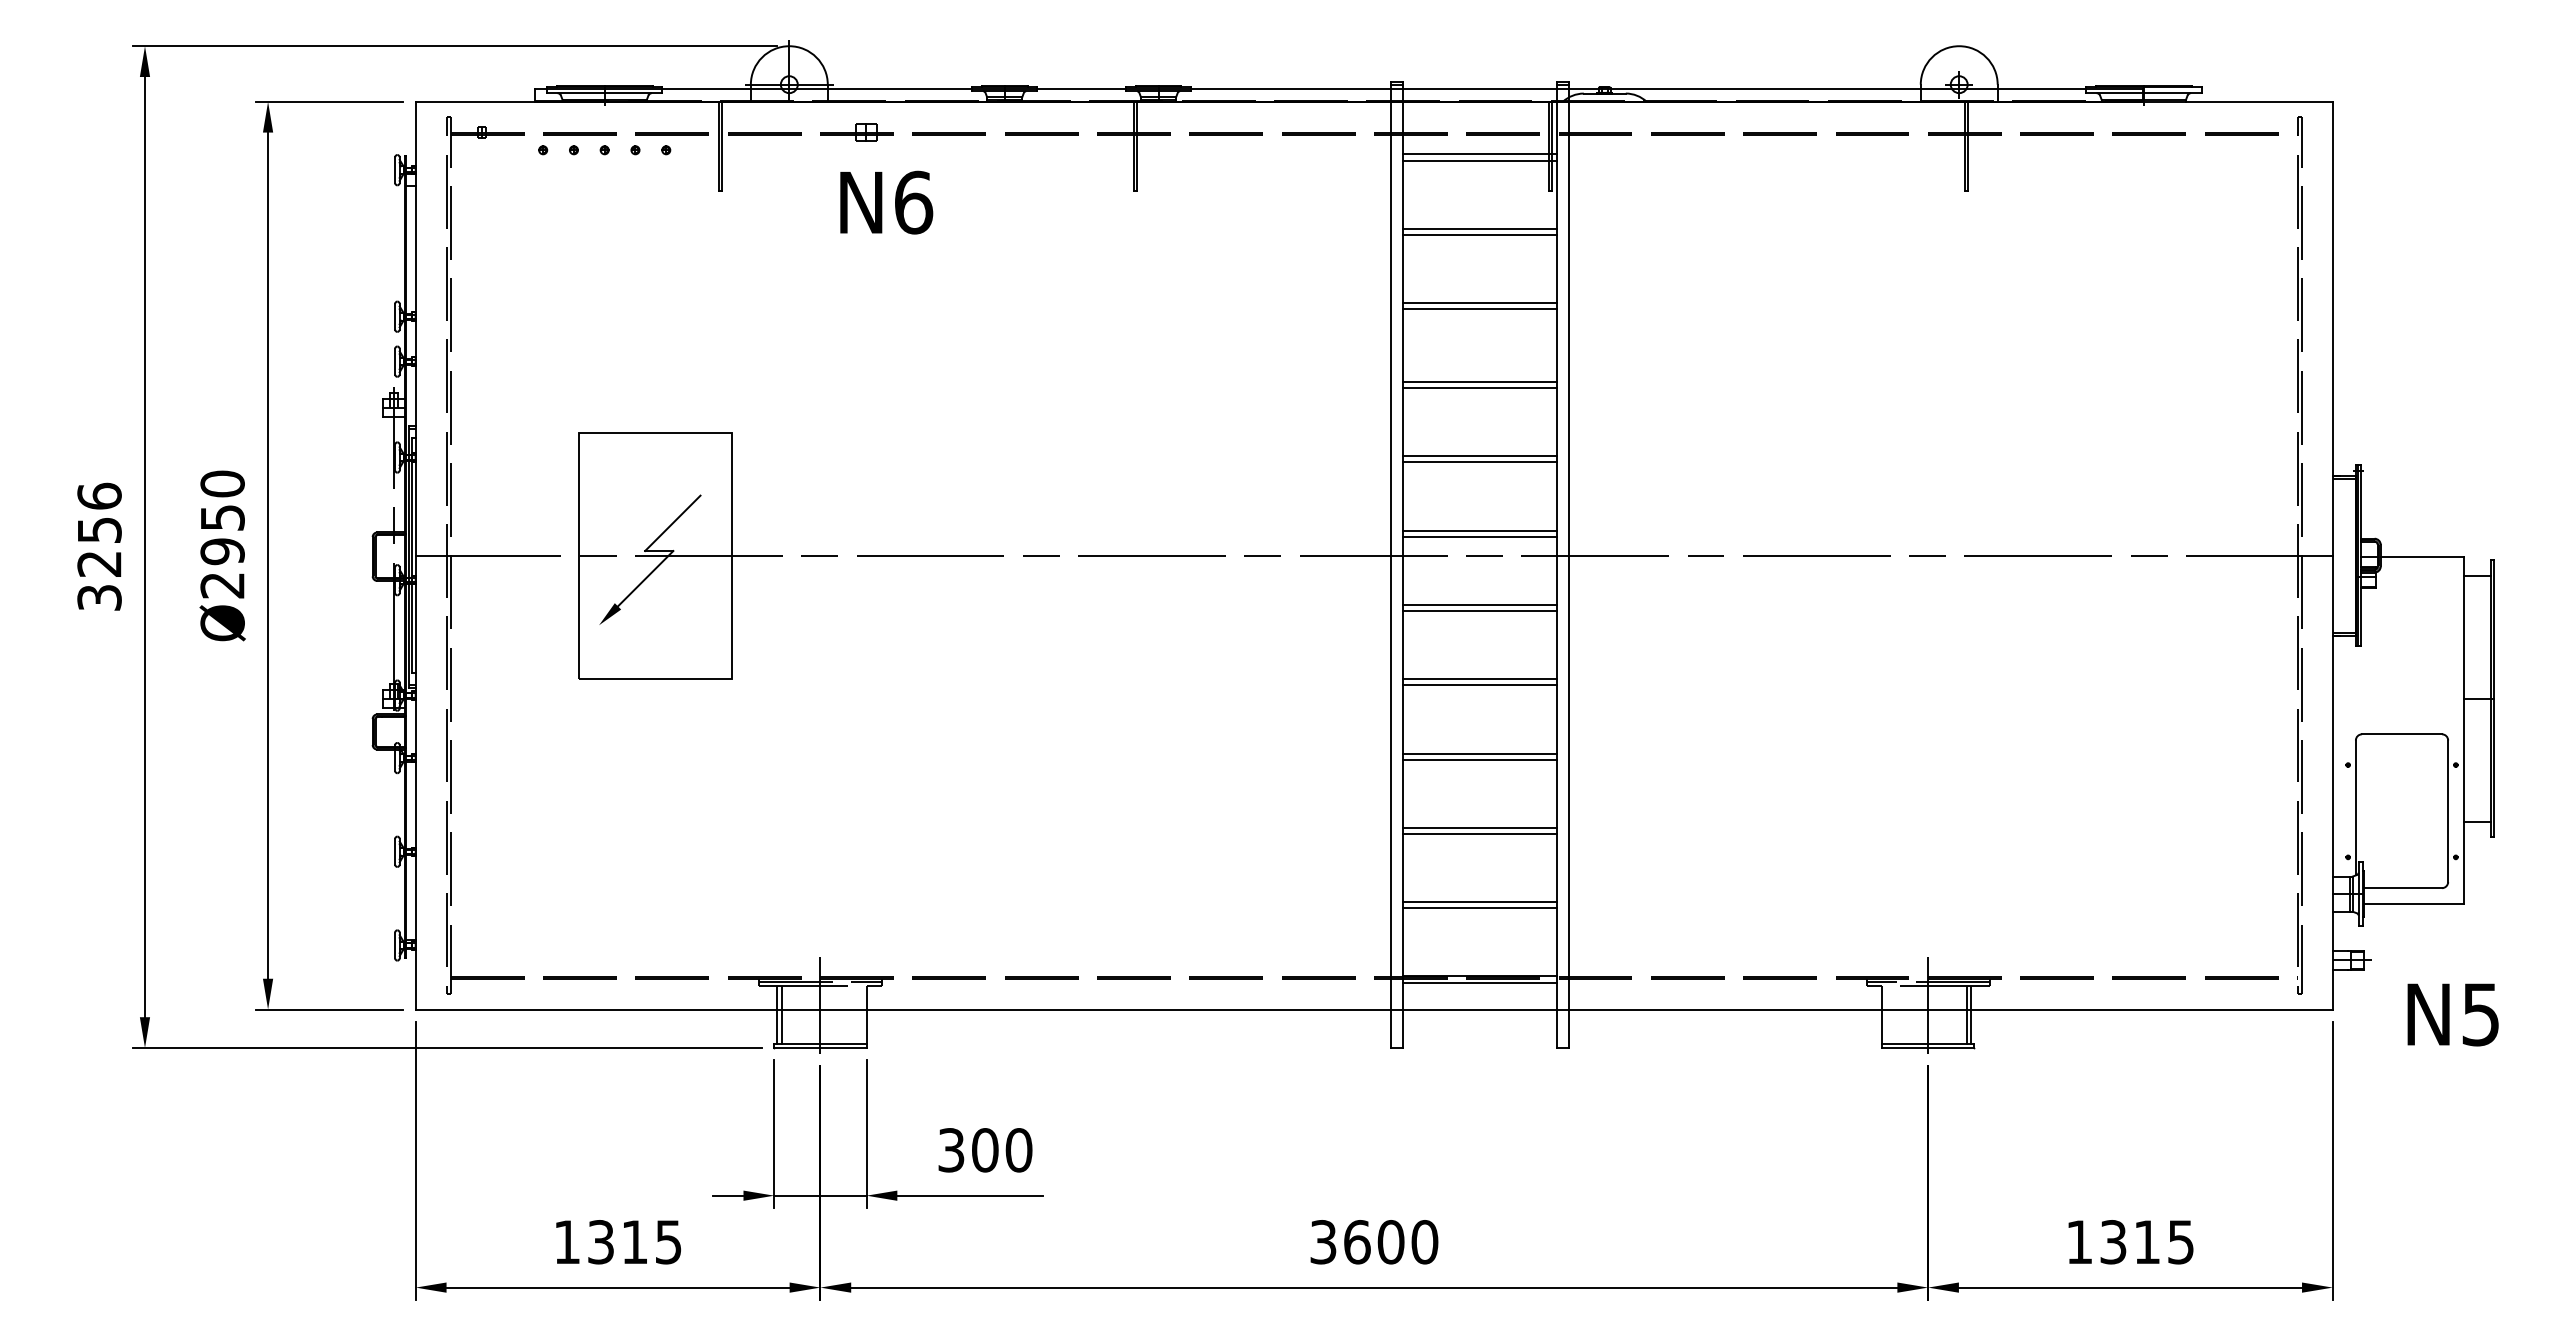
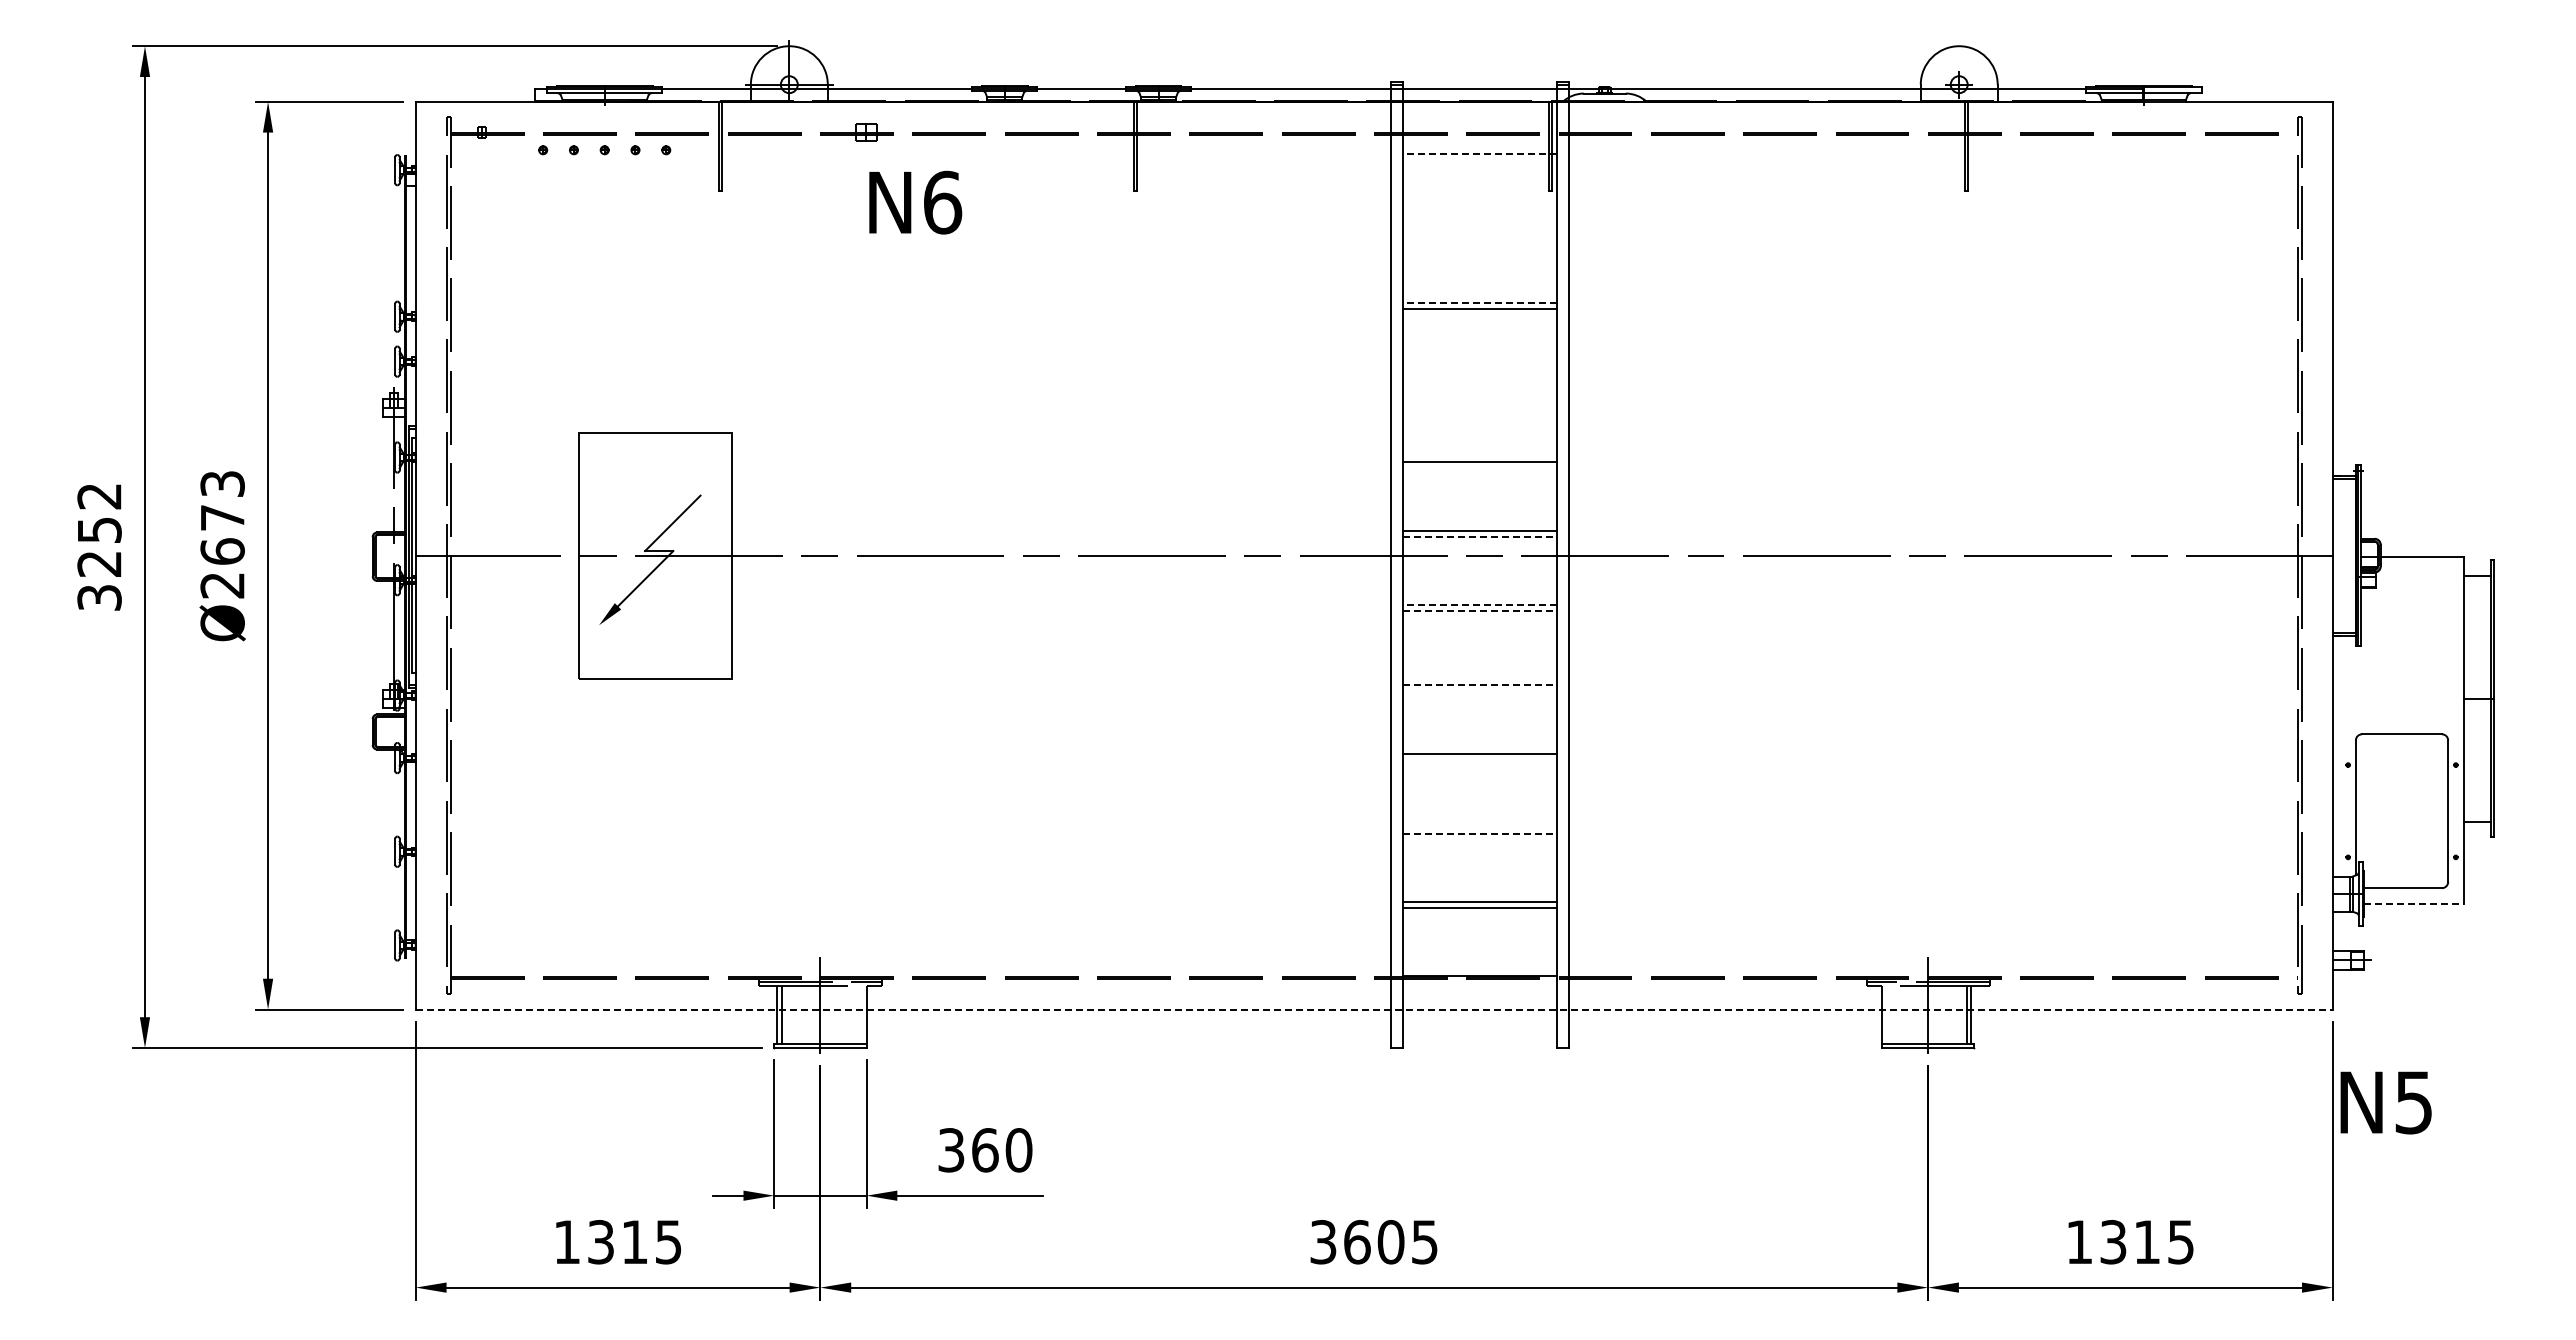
line: solid -> dashed (1480, 154)
line: present -> none (1480, 160)
text position: (886, 202) -> (915, 202) (915, 202)
line: present -> none (1480, 228)
line: present -> none (1480, 234)
line: solid -> dashed (1480, 302)
line: present -> none (1480, 382)
line: present -> none (1480, 388)
line: present -> none (1480, 456)
text: 3256 -> 3252 (99, 495)
text: Ø2950 -> Ø2673 (222, 517)
line: solid -> dashed (1480, 536)
line: solid -> dashed (1480, 604)
line: solid -> dashed (1480, 611)
line: present -> none (1480, 679)
line: solid -> dashed (1480, 685)
line: present -> none (1480, 759)
line: present -> none (1480, 827)
line: solid -> dashed (1480, 834)
line: solid -> dashed (2414, 903)
line: present -> none (1480, 982)
line: solid -> dashed (1374, 1009)
text position: (2452, 1014) -> (2385, 1102) (2385, 1102)
text: 300 -> 360 (985, 1150)
text: 3600 -> 3605 (1424, 1242)
